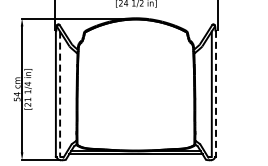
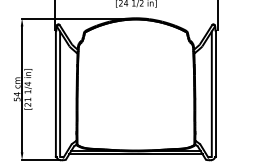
line: dashed -> solid (60, 94)
line: dashed -> solid (216, 94)
